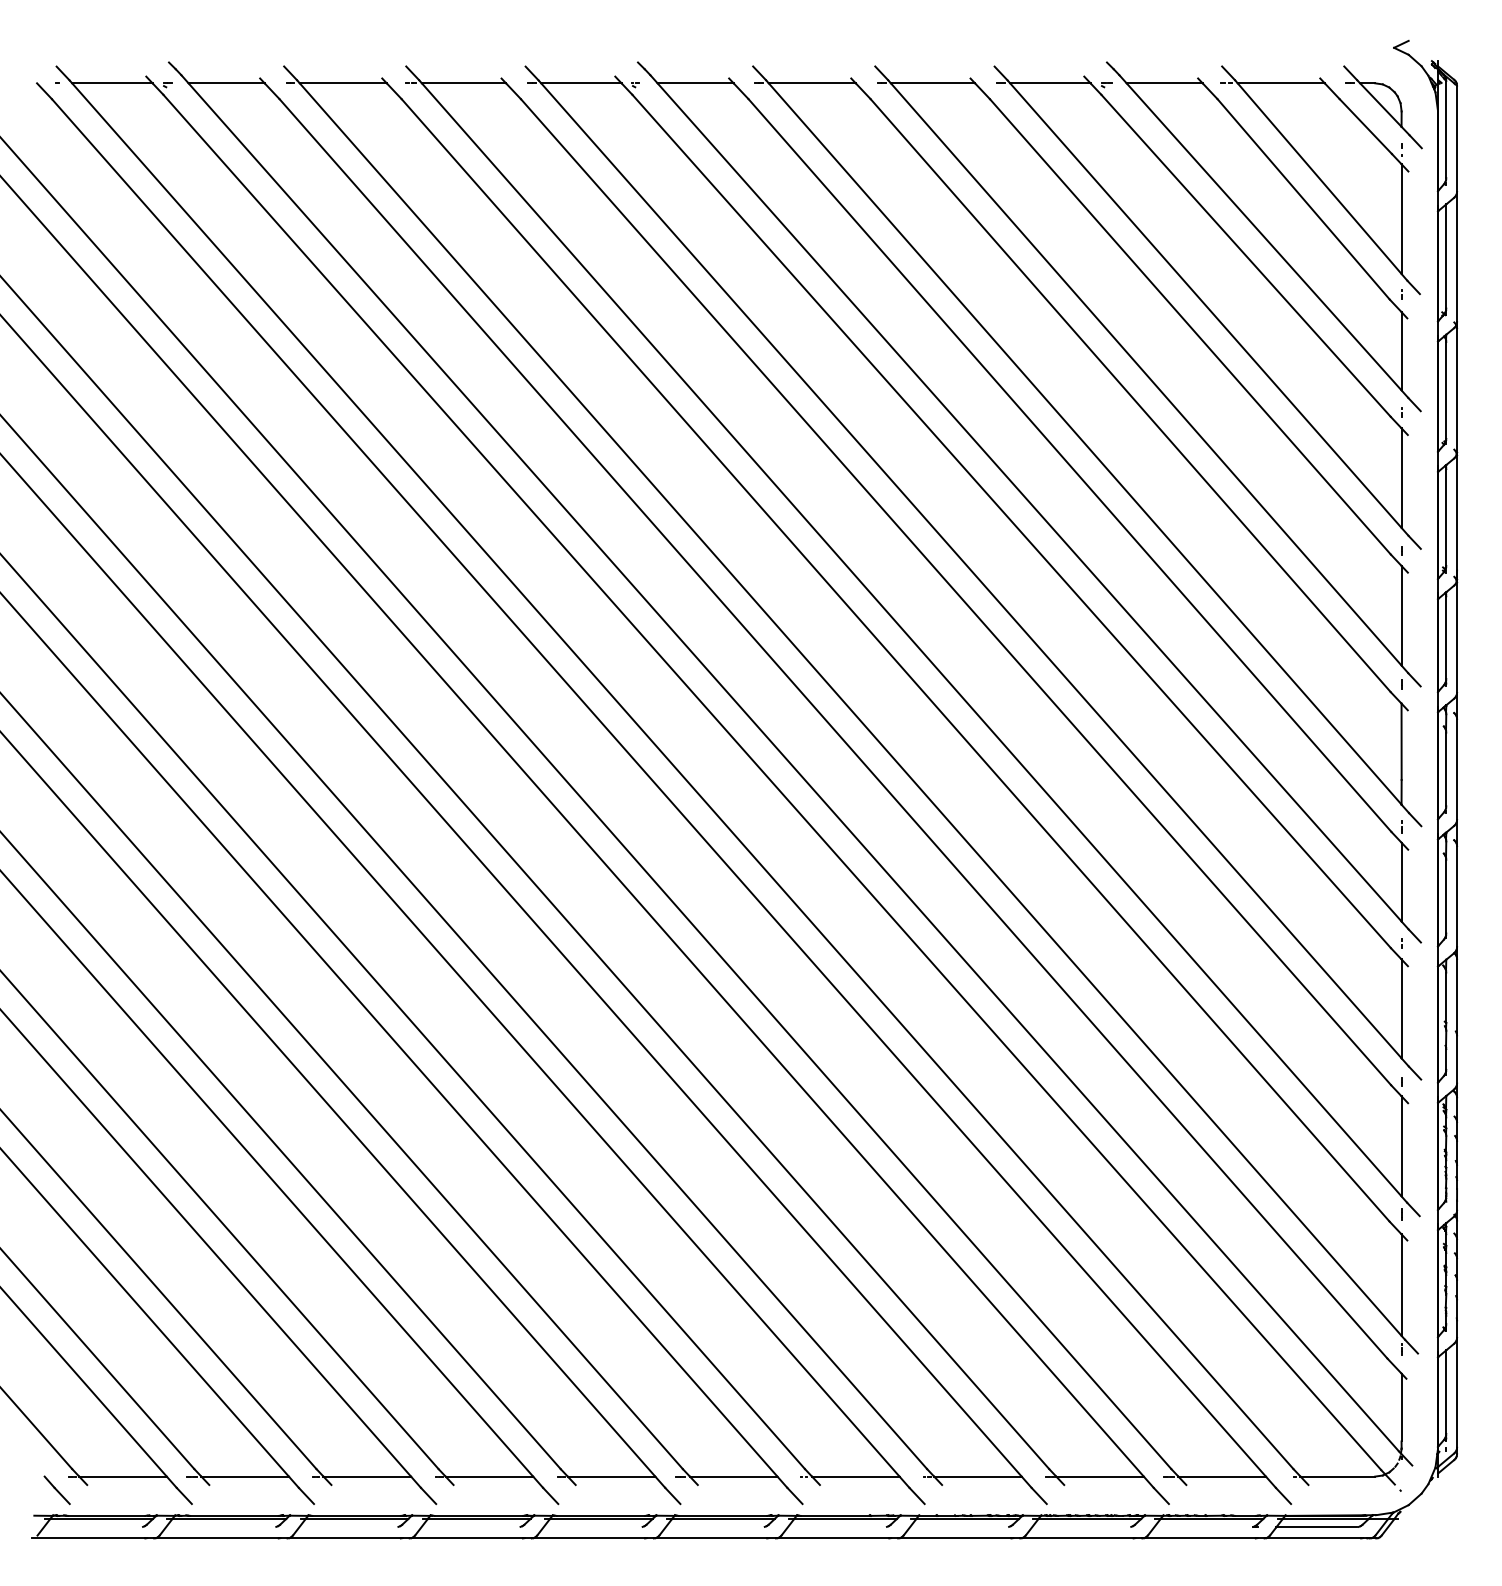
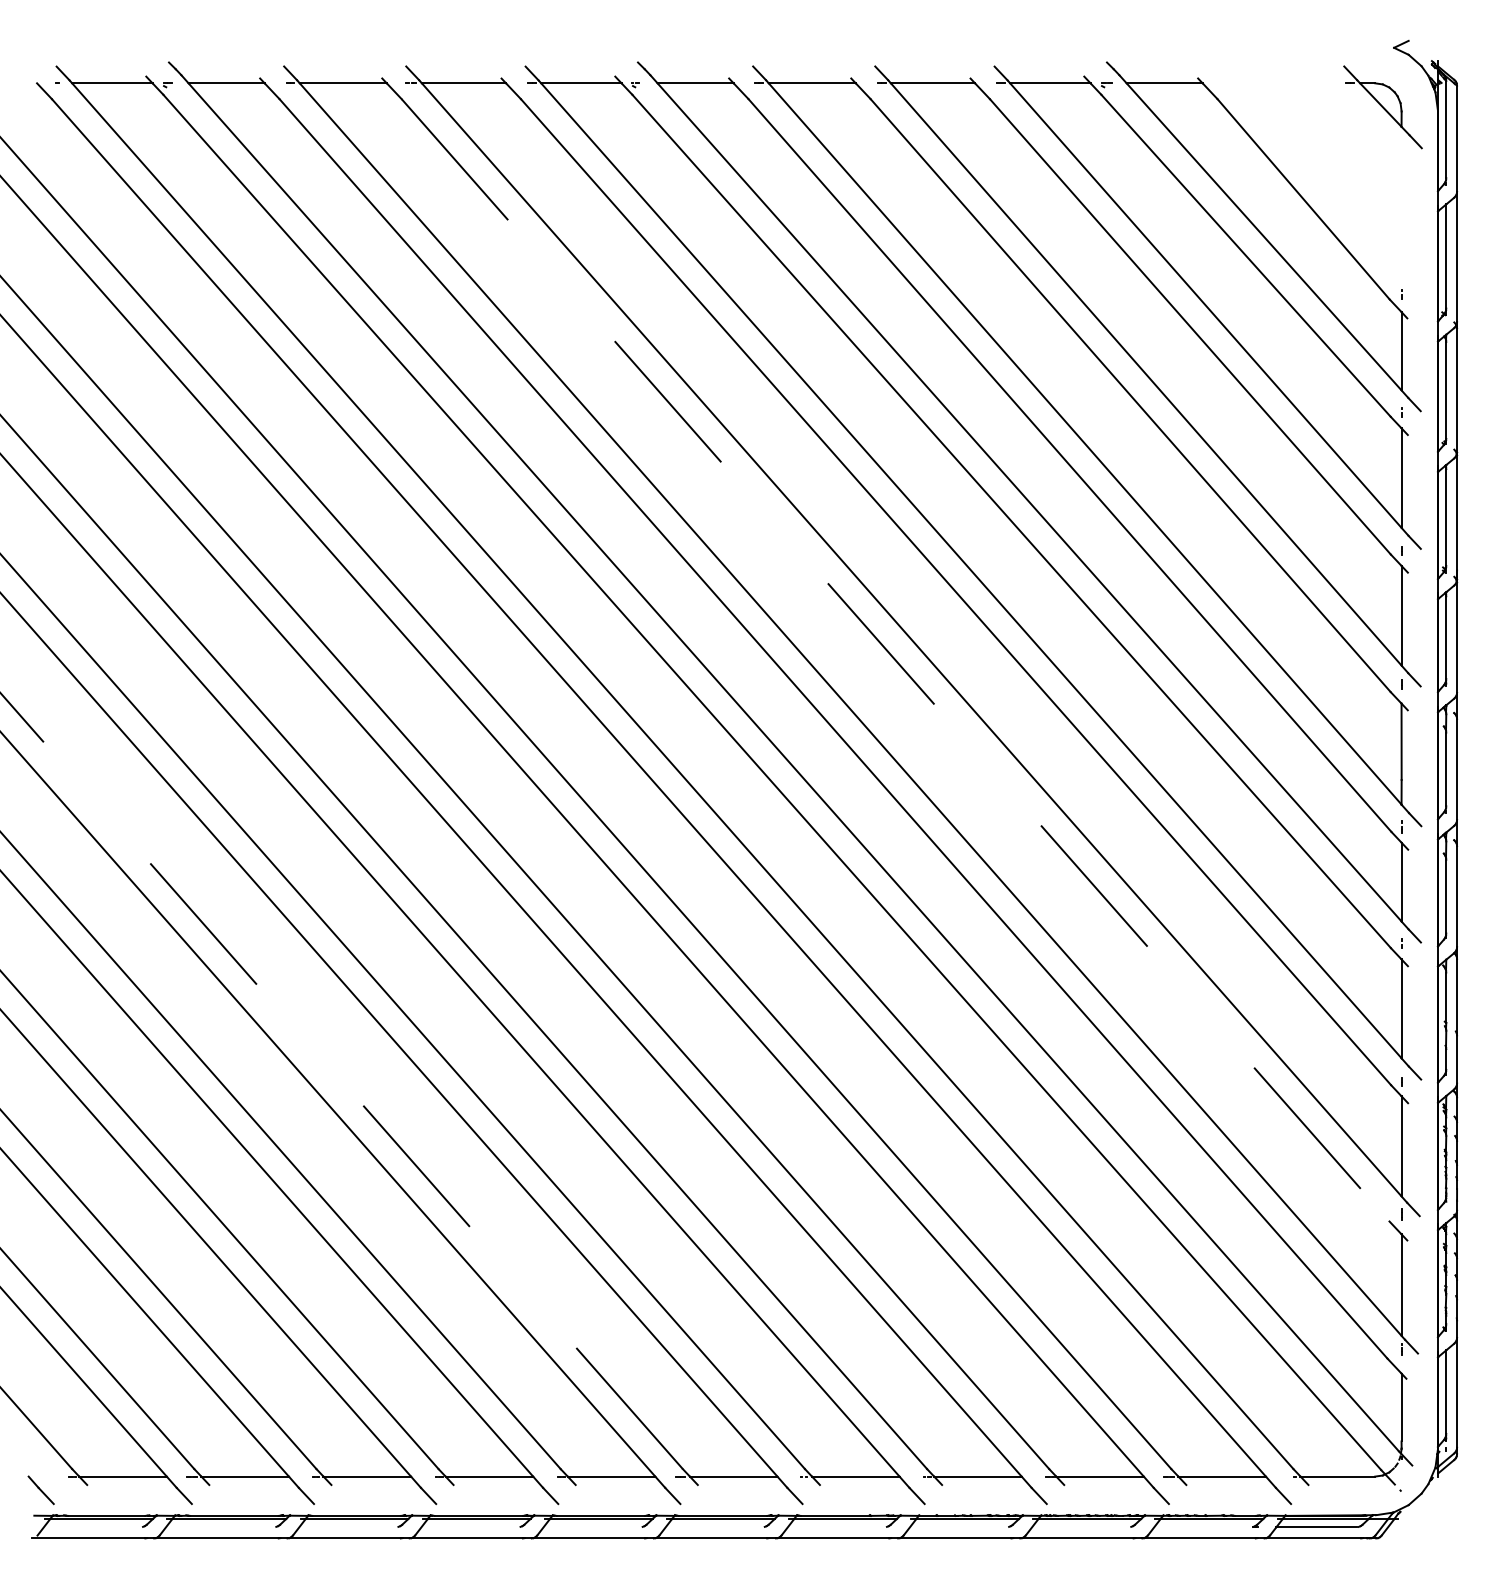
part: present -> none (1320, 180)
line: solid -> dashed (895, 660)
line: solid -> dashed (341, 1080)
line position: (56, 1490) -> (40, 1490) (40, 1490)
